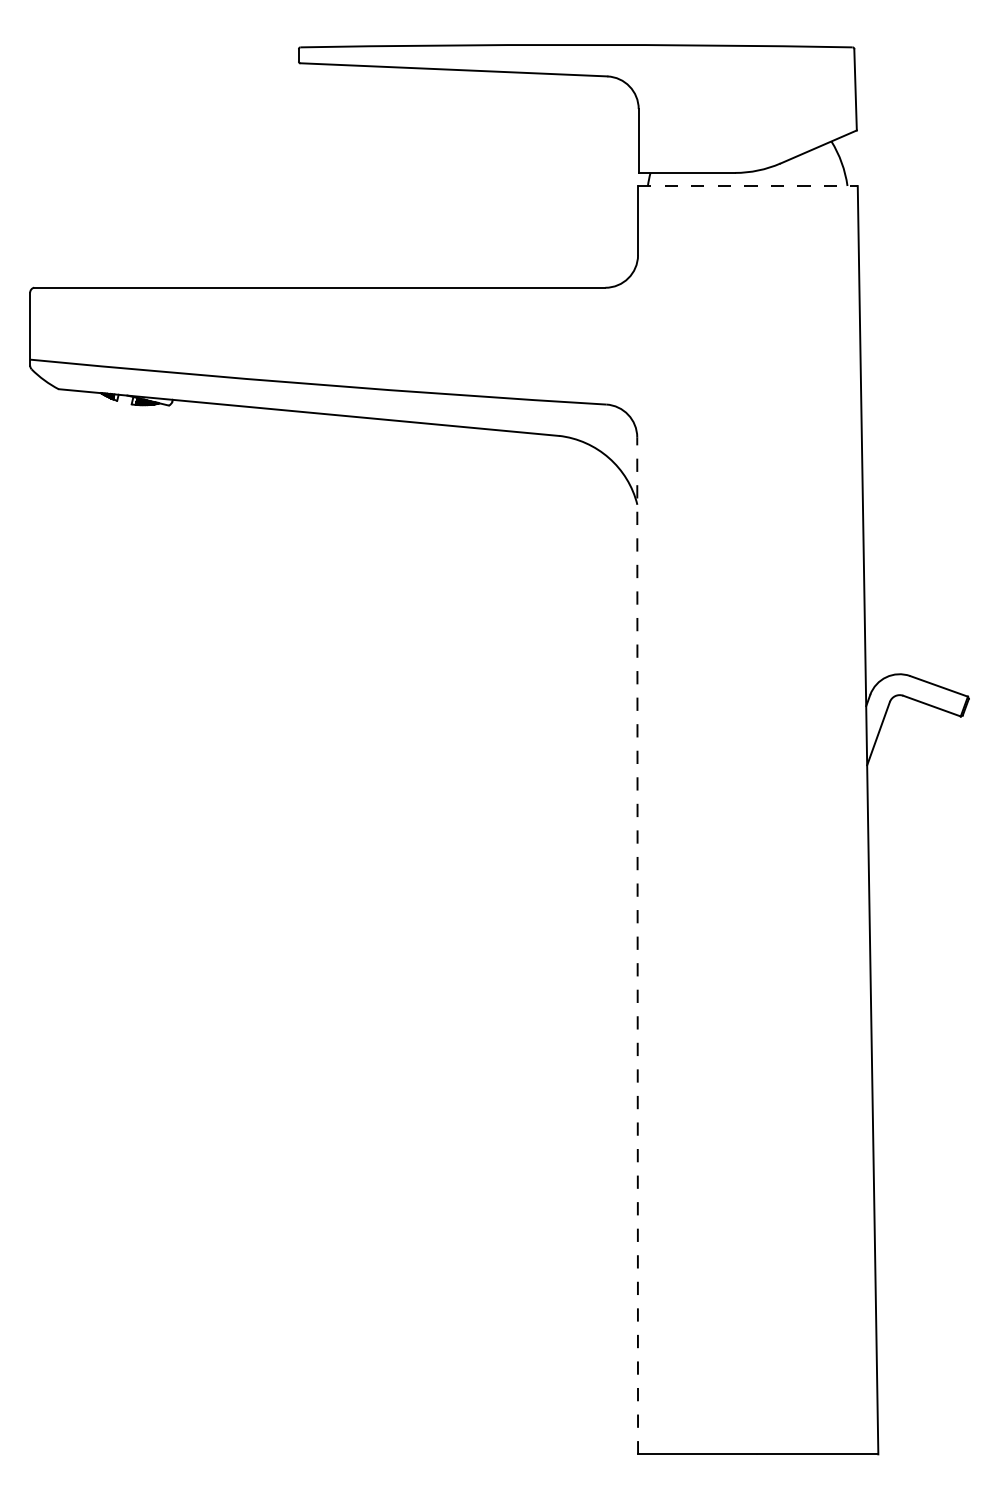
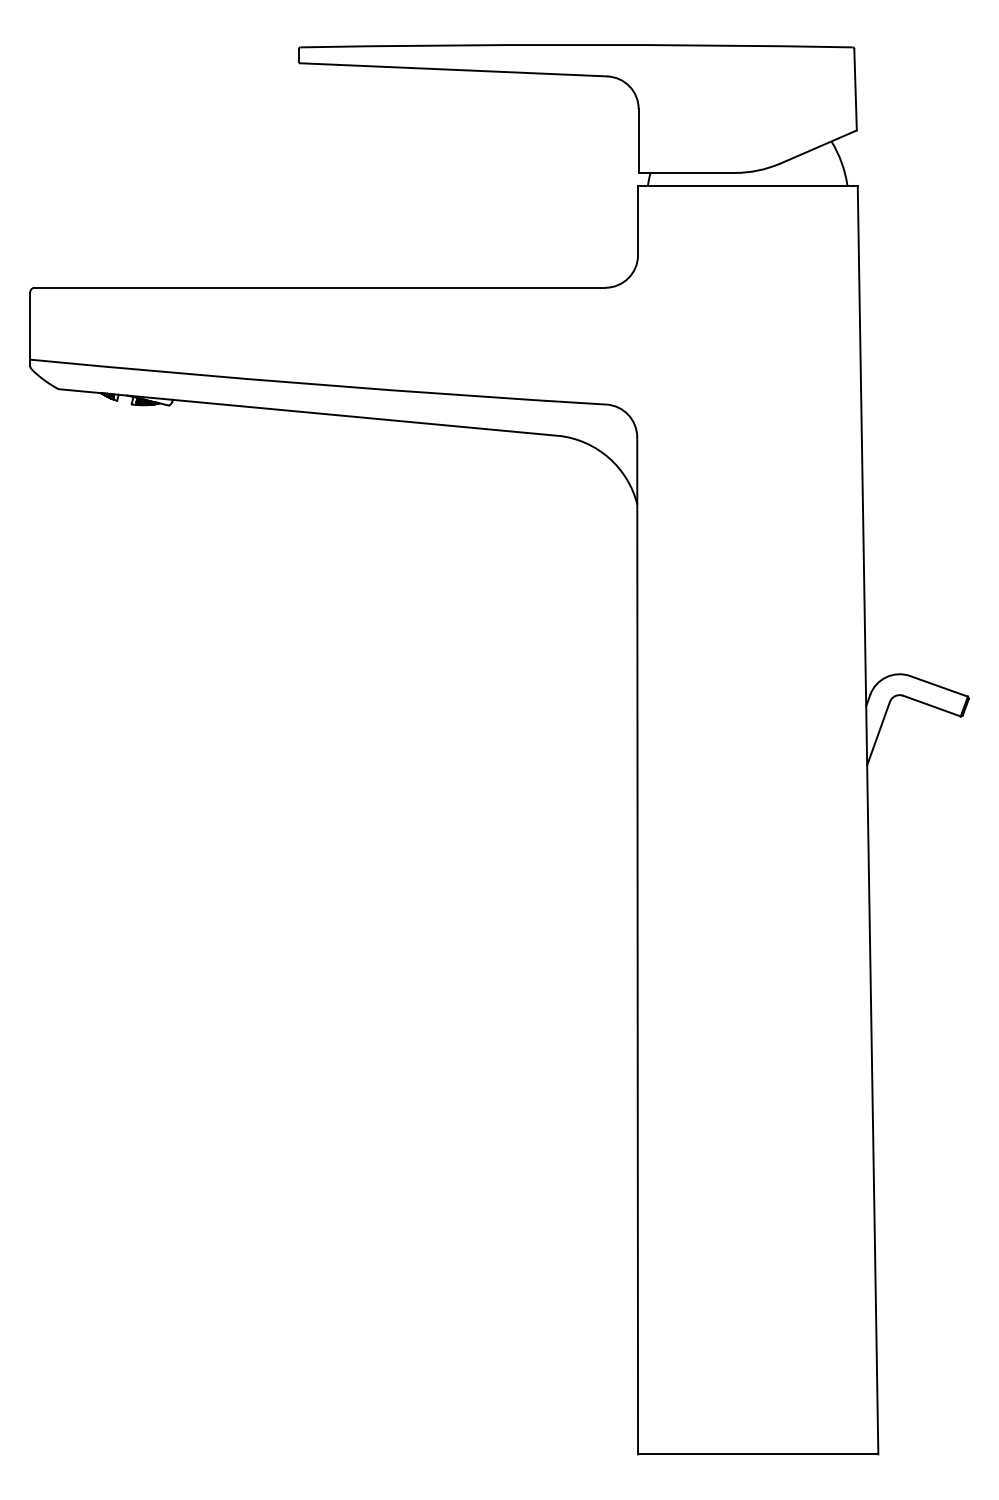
line: dashed -> solid (747, 186)
line: dashed -> solid (637, 945)
